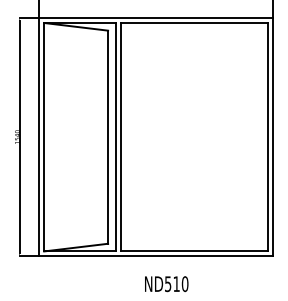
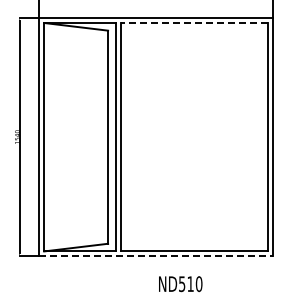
line: solid -> dashed (194, 23)
line: solid -> dashed (156, 256)
text position: (166, 284) -> (180, 284) (180, 284)
